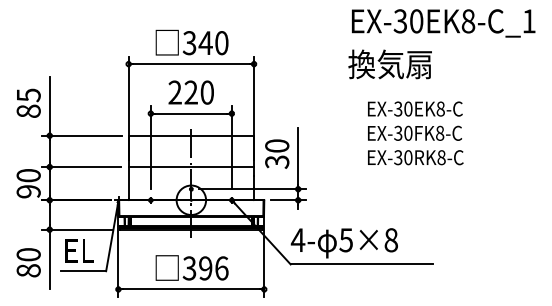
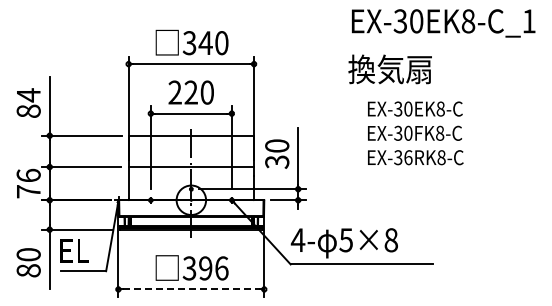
text position: (389, 64) -> (389, 69) (389, 69)
text: 85 -> 84 (28, 95)
text: EX-30RK8-C -> EX-36RK8-C (408, 157)
text: 90 -> 76 (28, 183)
text position: (79, 250) -> (74, 250) (74, 250)
line: solid -> dashed (191, 289)
